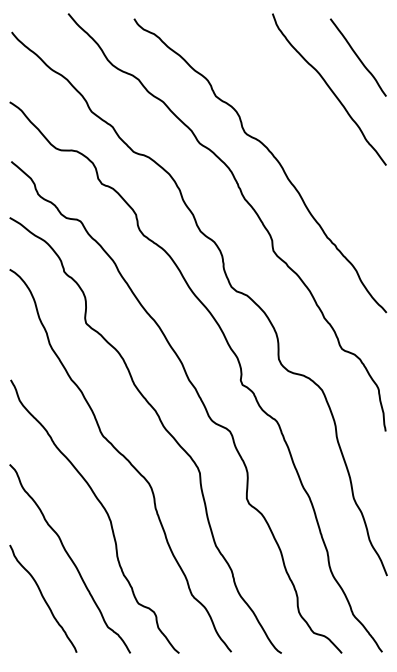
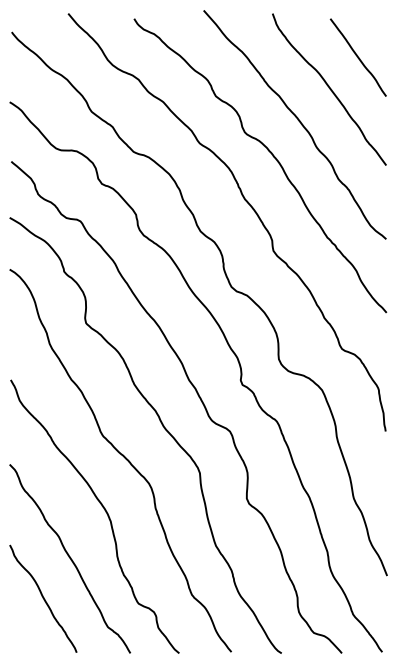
curve: none -> present (297, 120)
